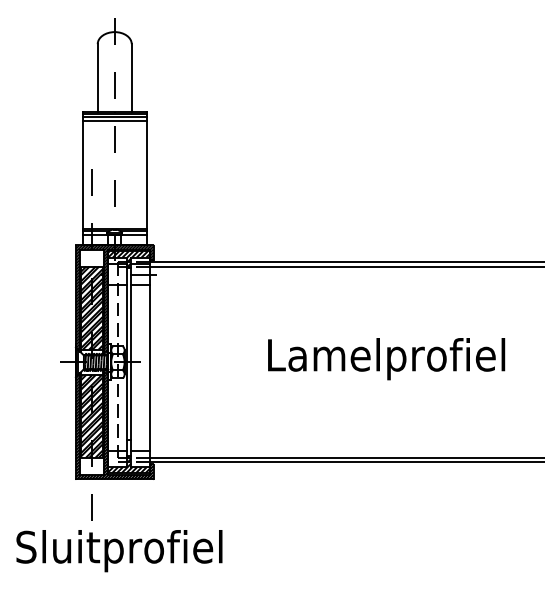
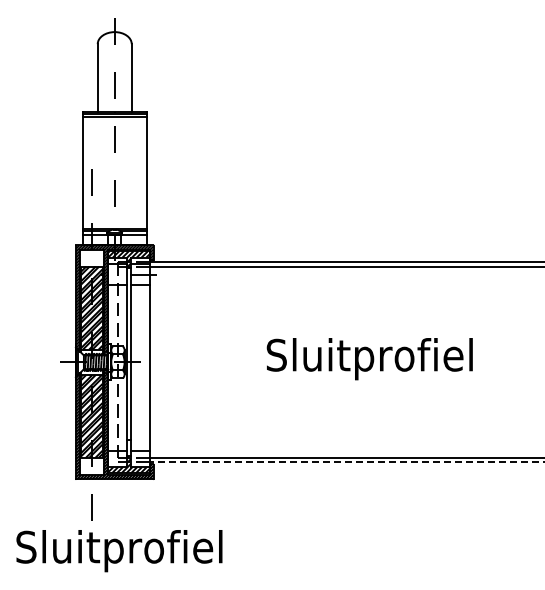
line: present -> none (114, 120)
text: Lamelprofiel -> Sluitprofiel (385, 359)
line: solid -> dashed (346, 462)
